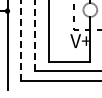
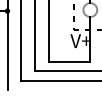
line: dashed -> solid (35, 35)
line: dashed -> solid (21, 40)
